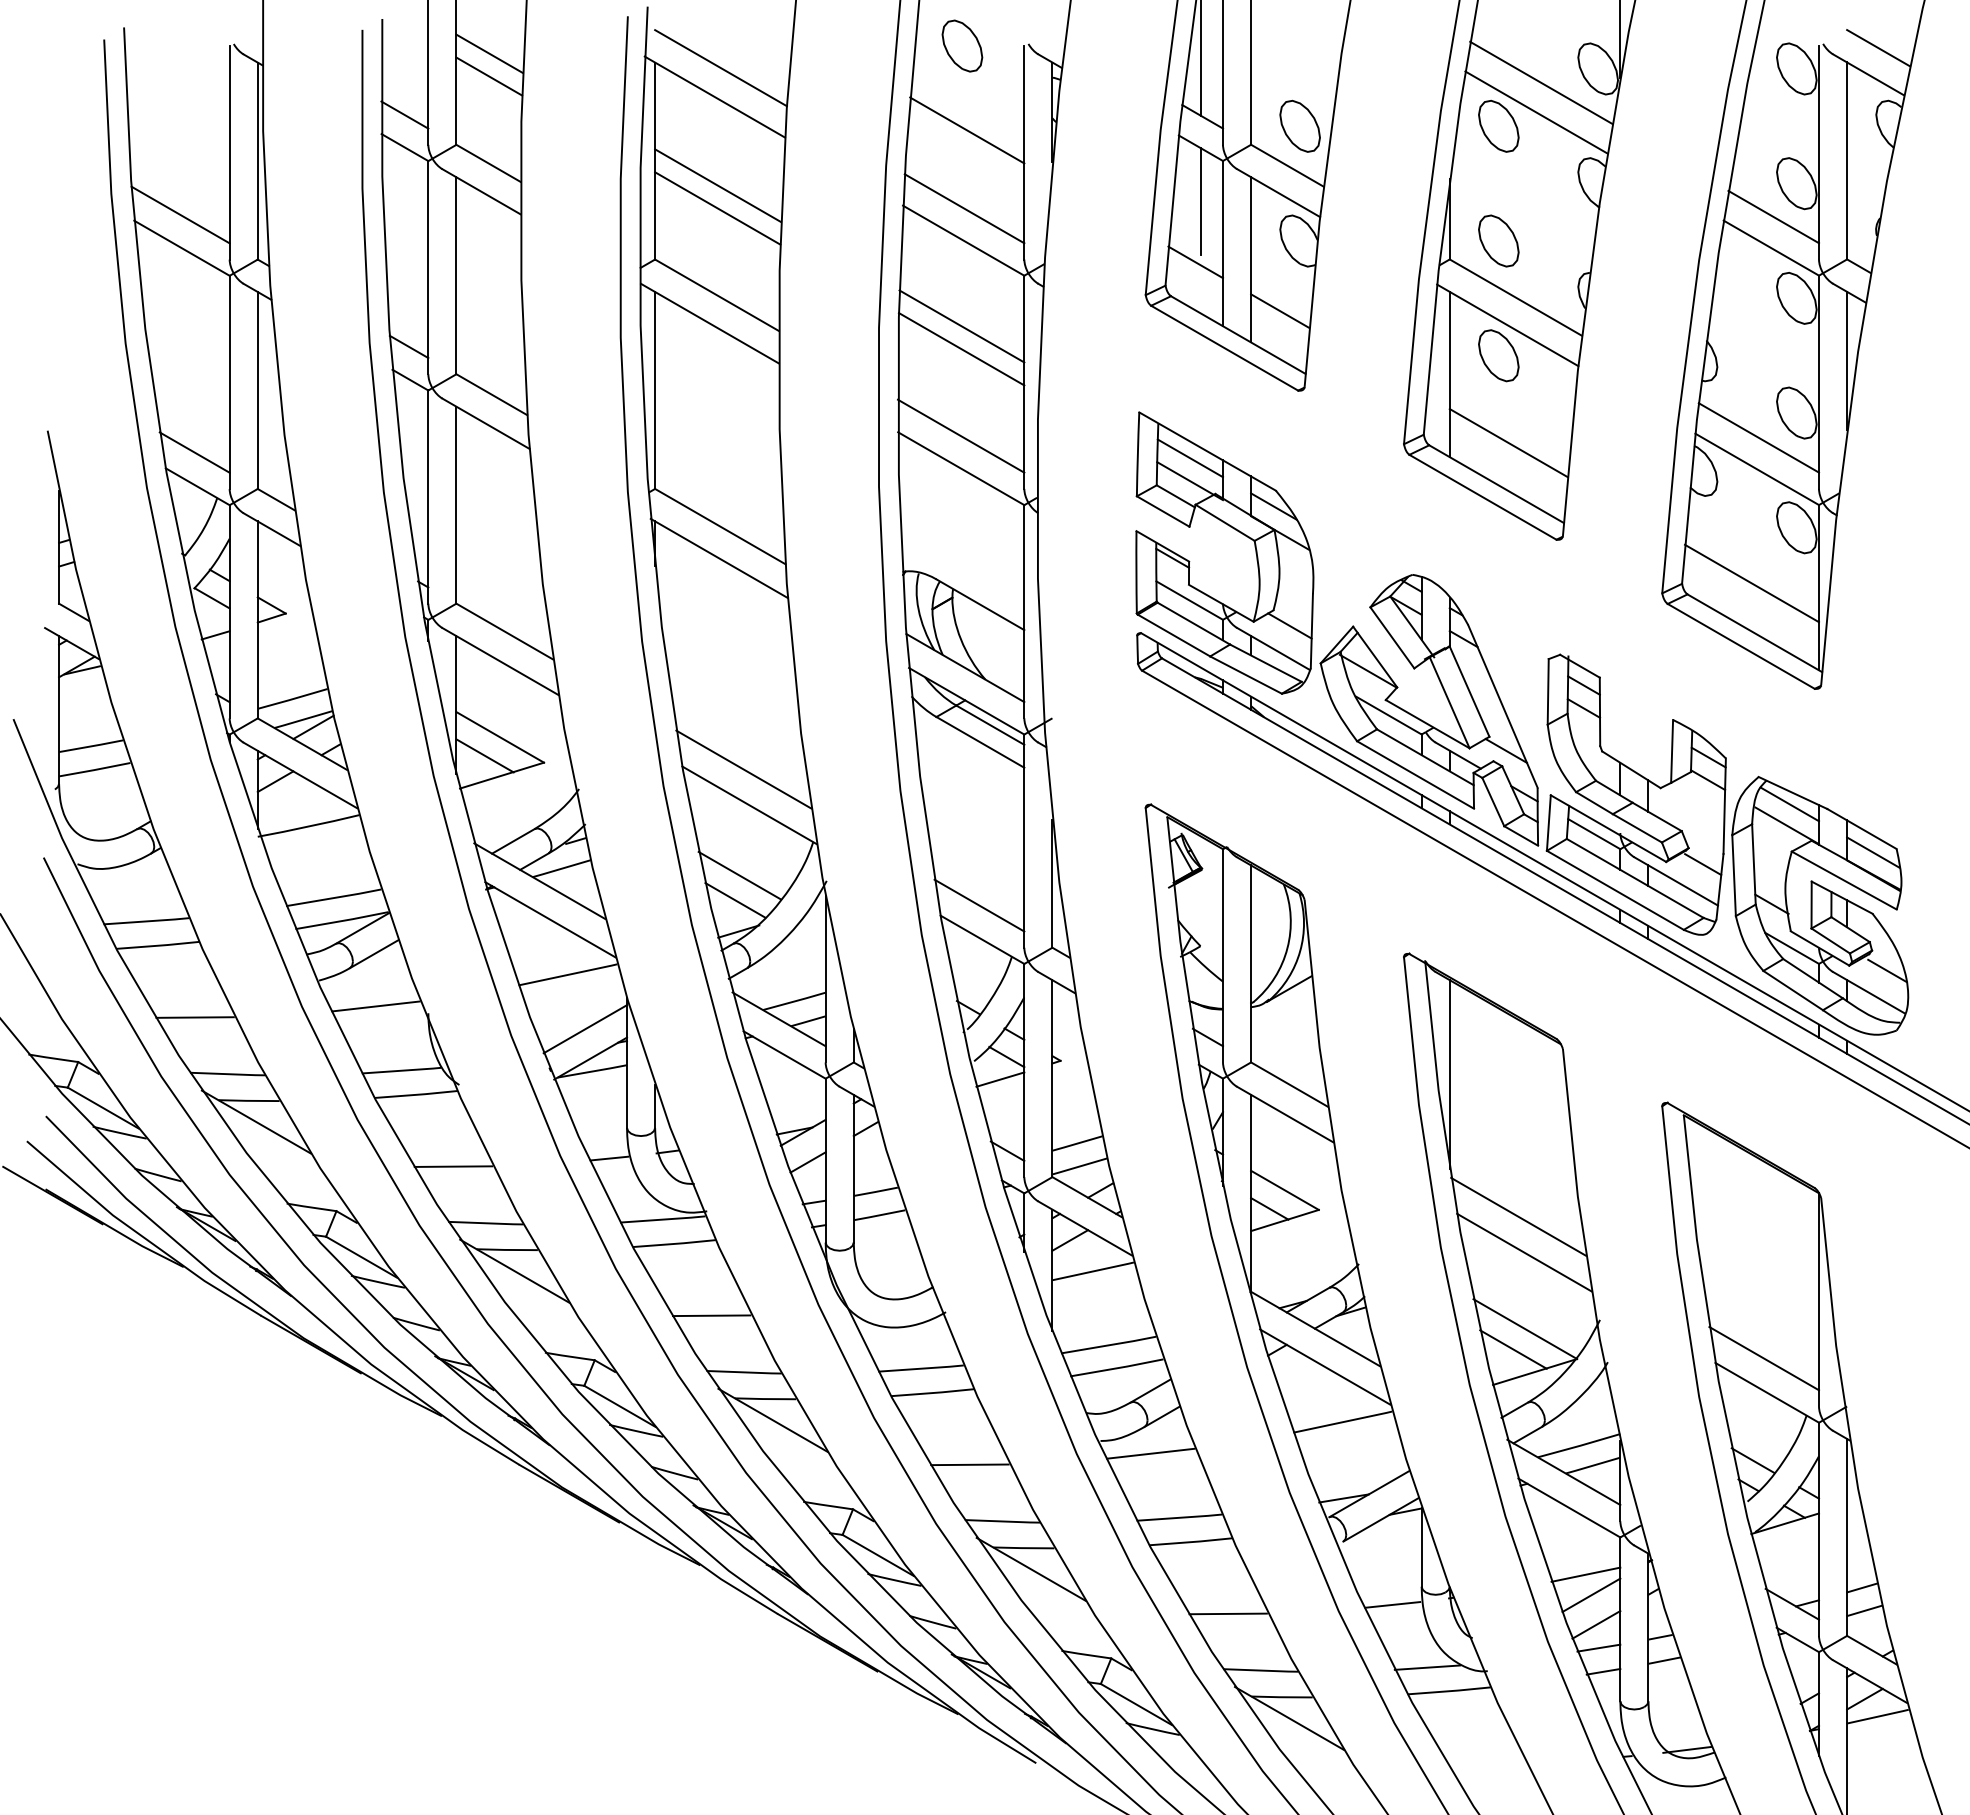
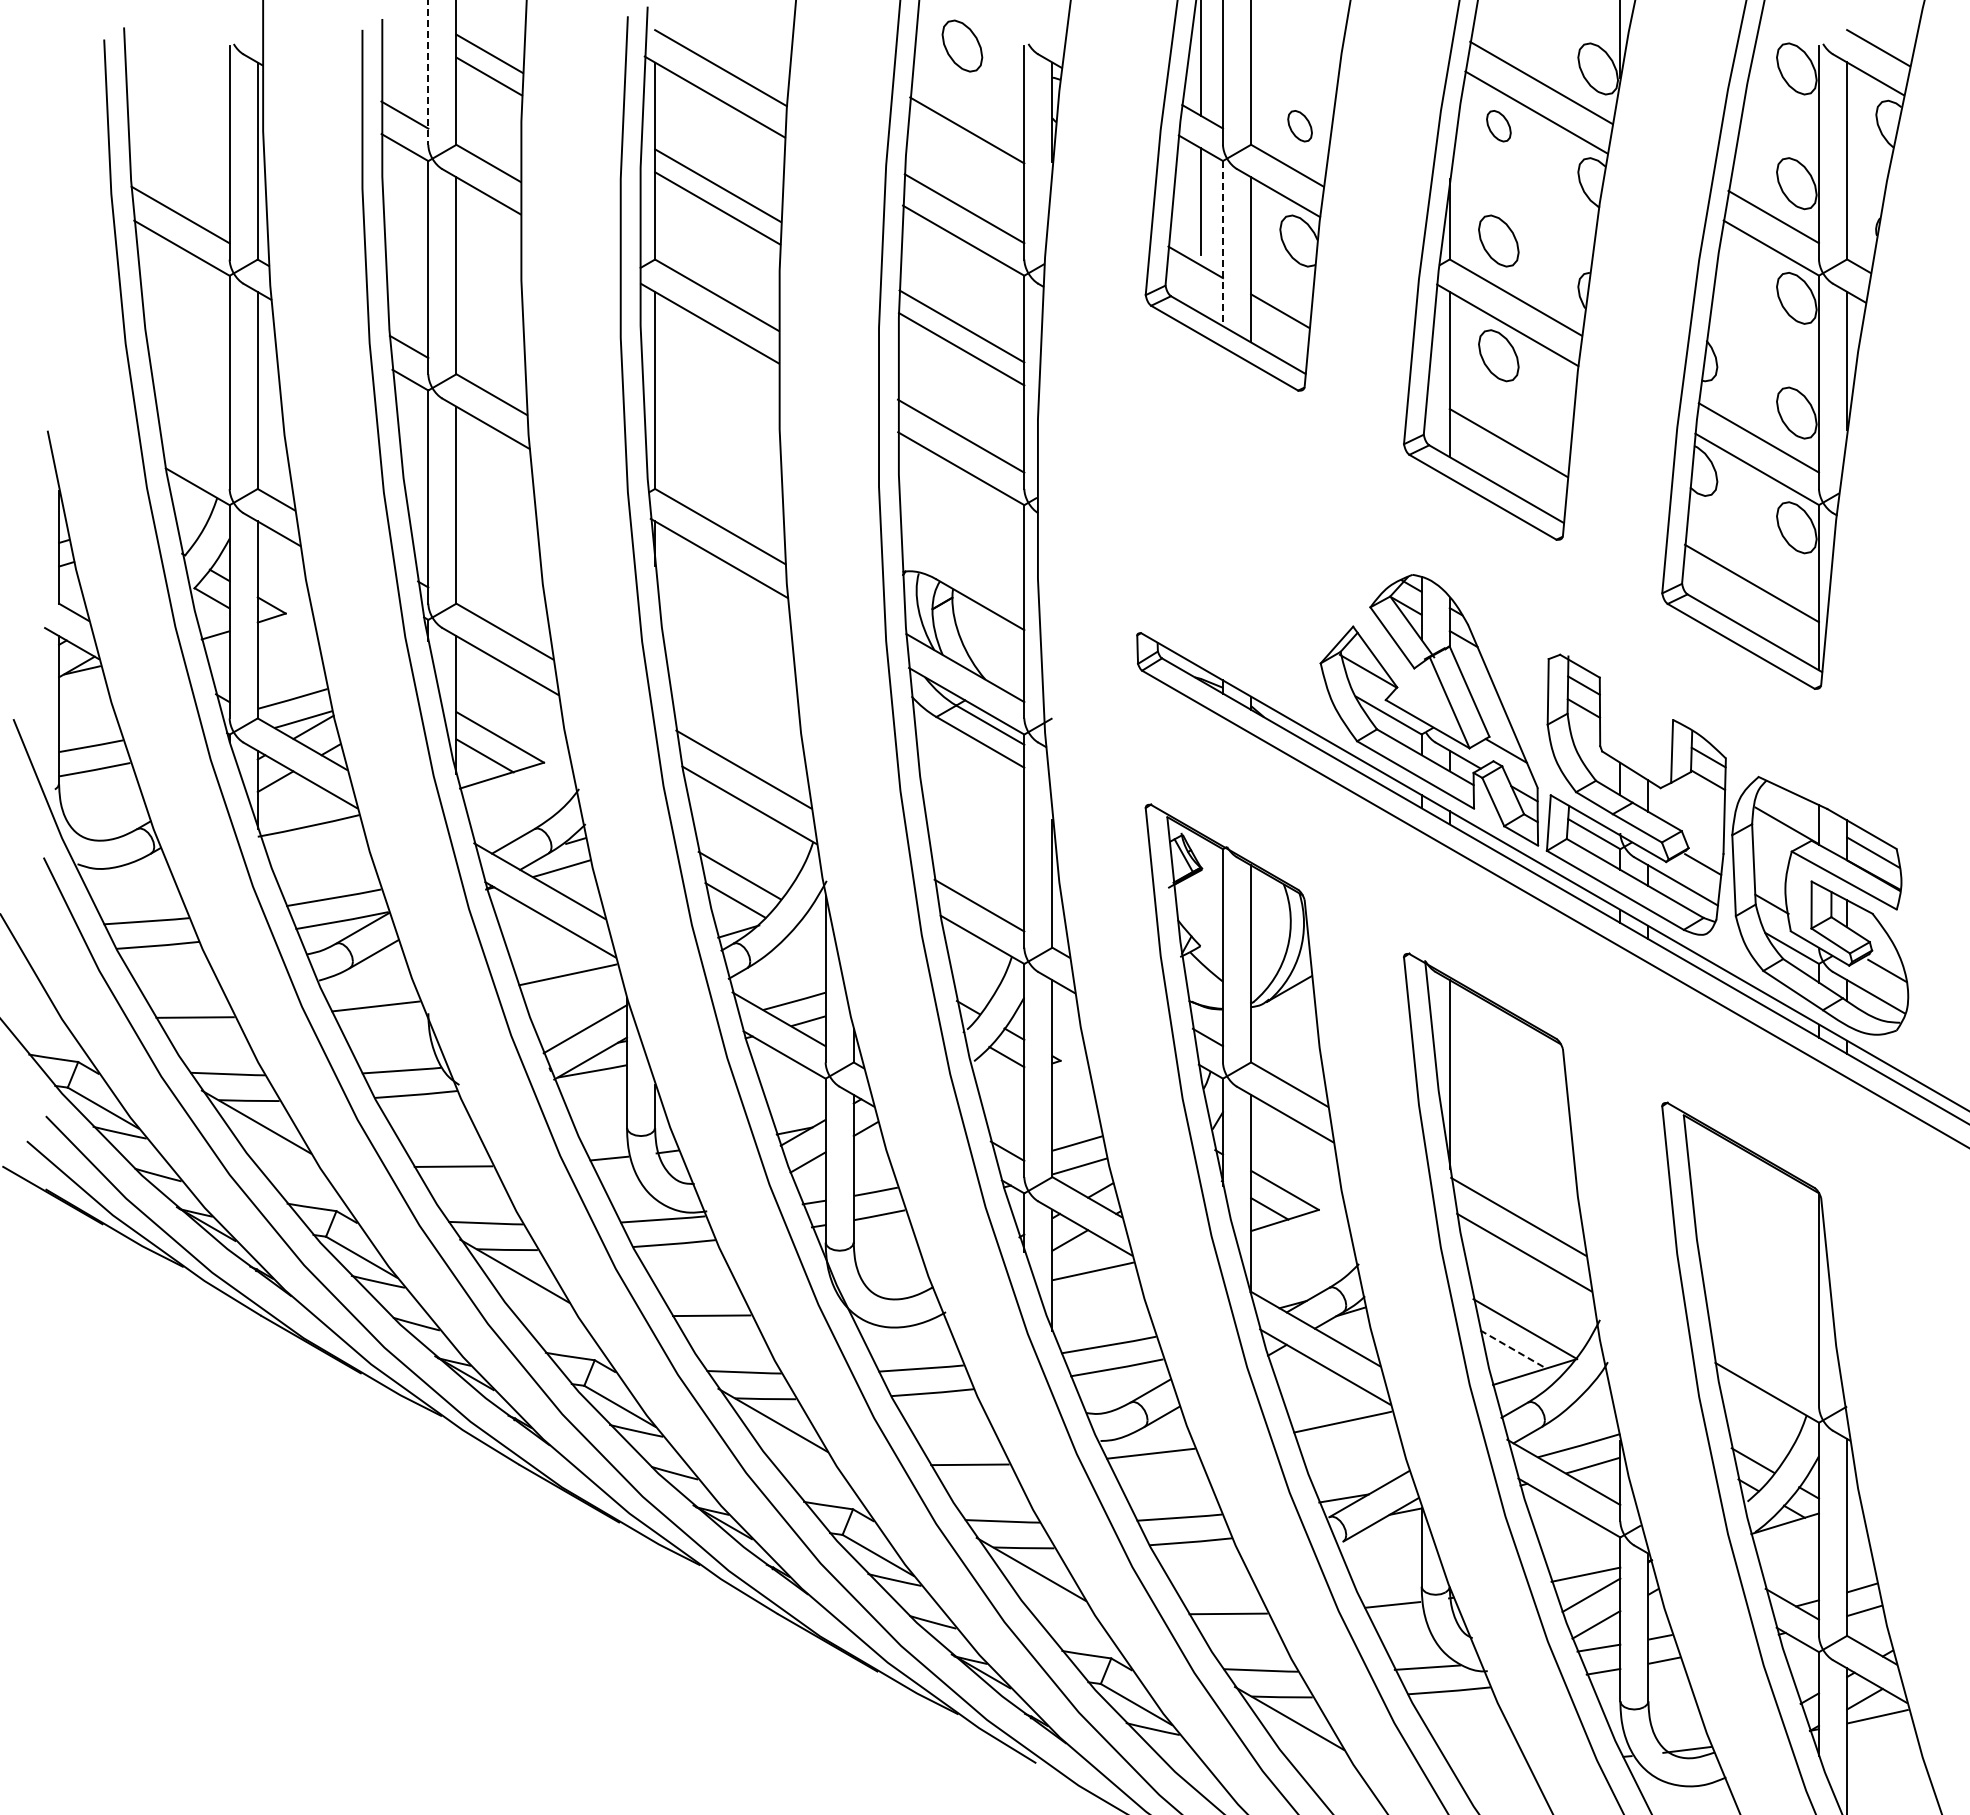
line: solid -> dashed (428, 73)
part size: 42x54 px -> 26x33 px (1299, 126)
part size: 42x54 px -> 26x33 px (1498, 126)
line: solid -> dashed (1223, 243)
line: present -> none (194, 452)
part: present -> none (1238, 532)
line: present -> none (1789, 804)
line: present -> none (1000, 1079)
line: solid -> dashed (1513, 1349)
line: present -> none (1764, 1358)
